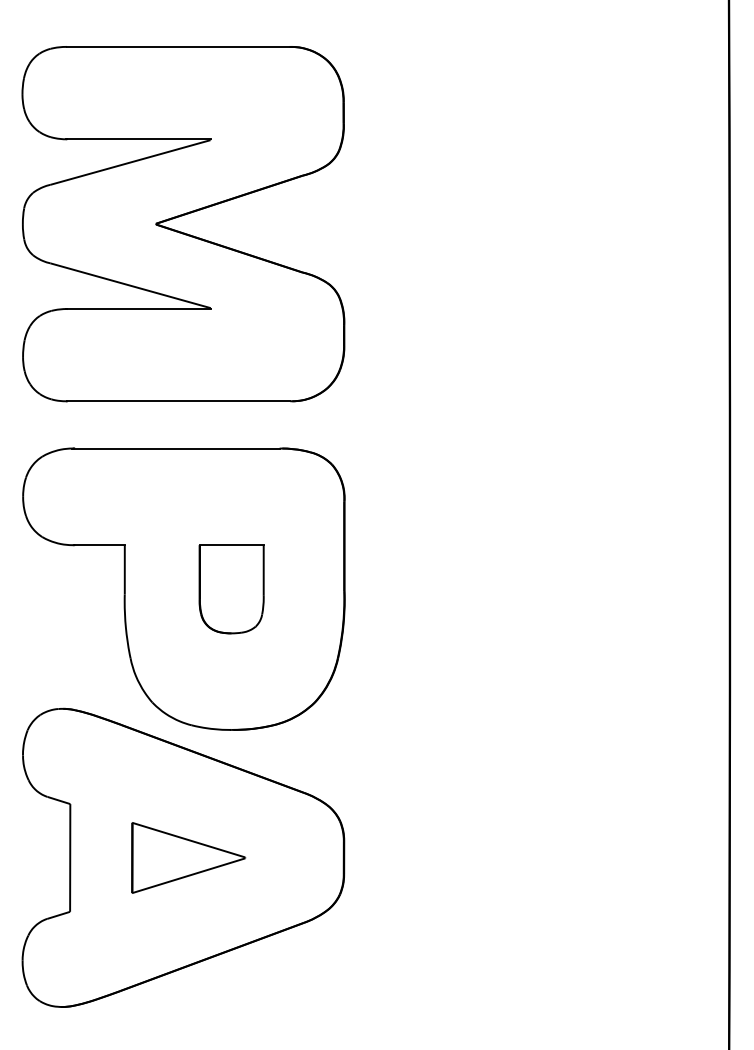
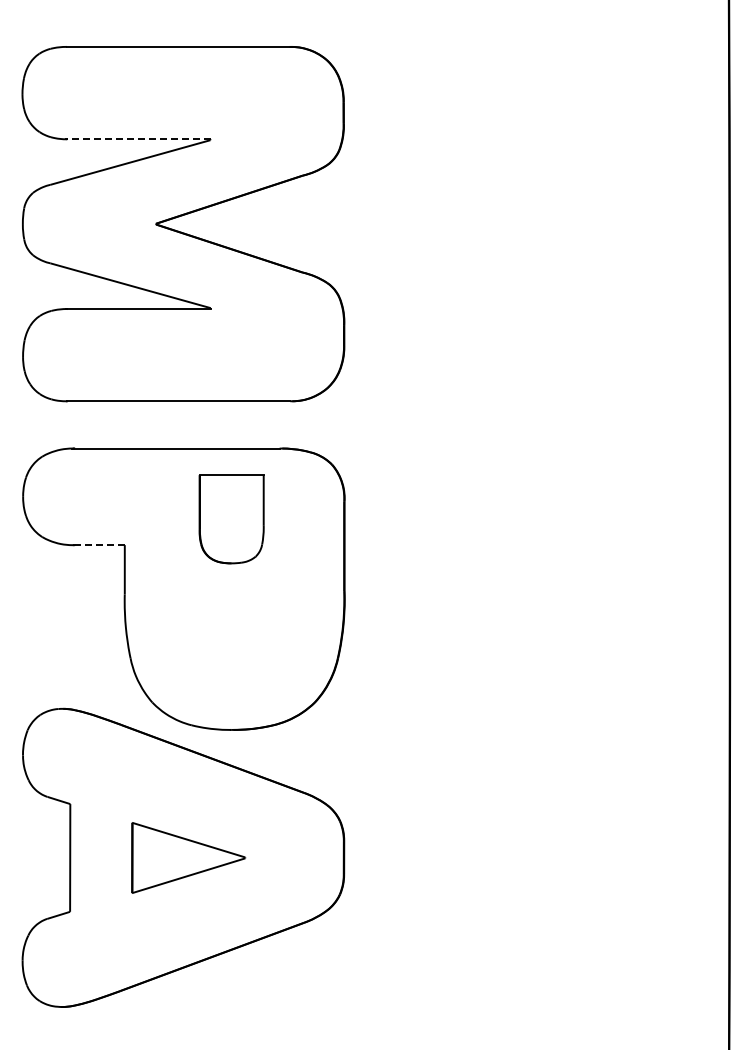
line: solid -> dashed (138, 139)
line: solid -> dashed (99, 545)
part position: (231, 589) -> (231, 519) (231, 519)
